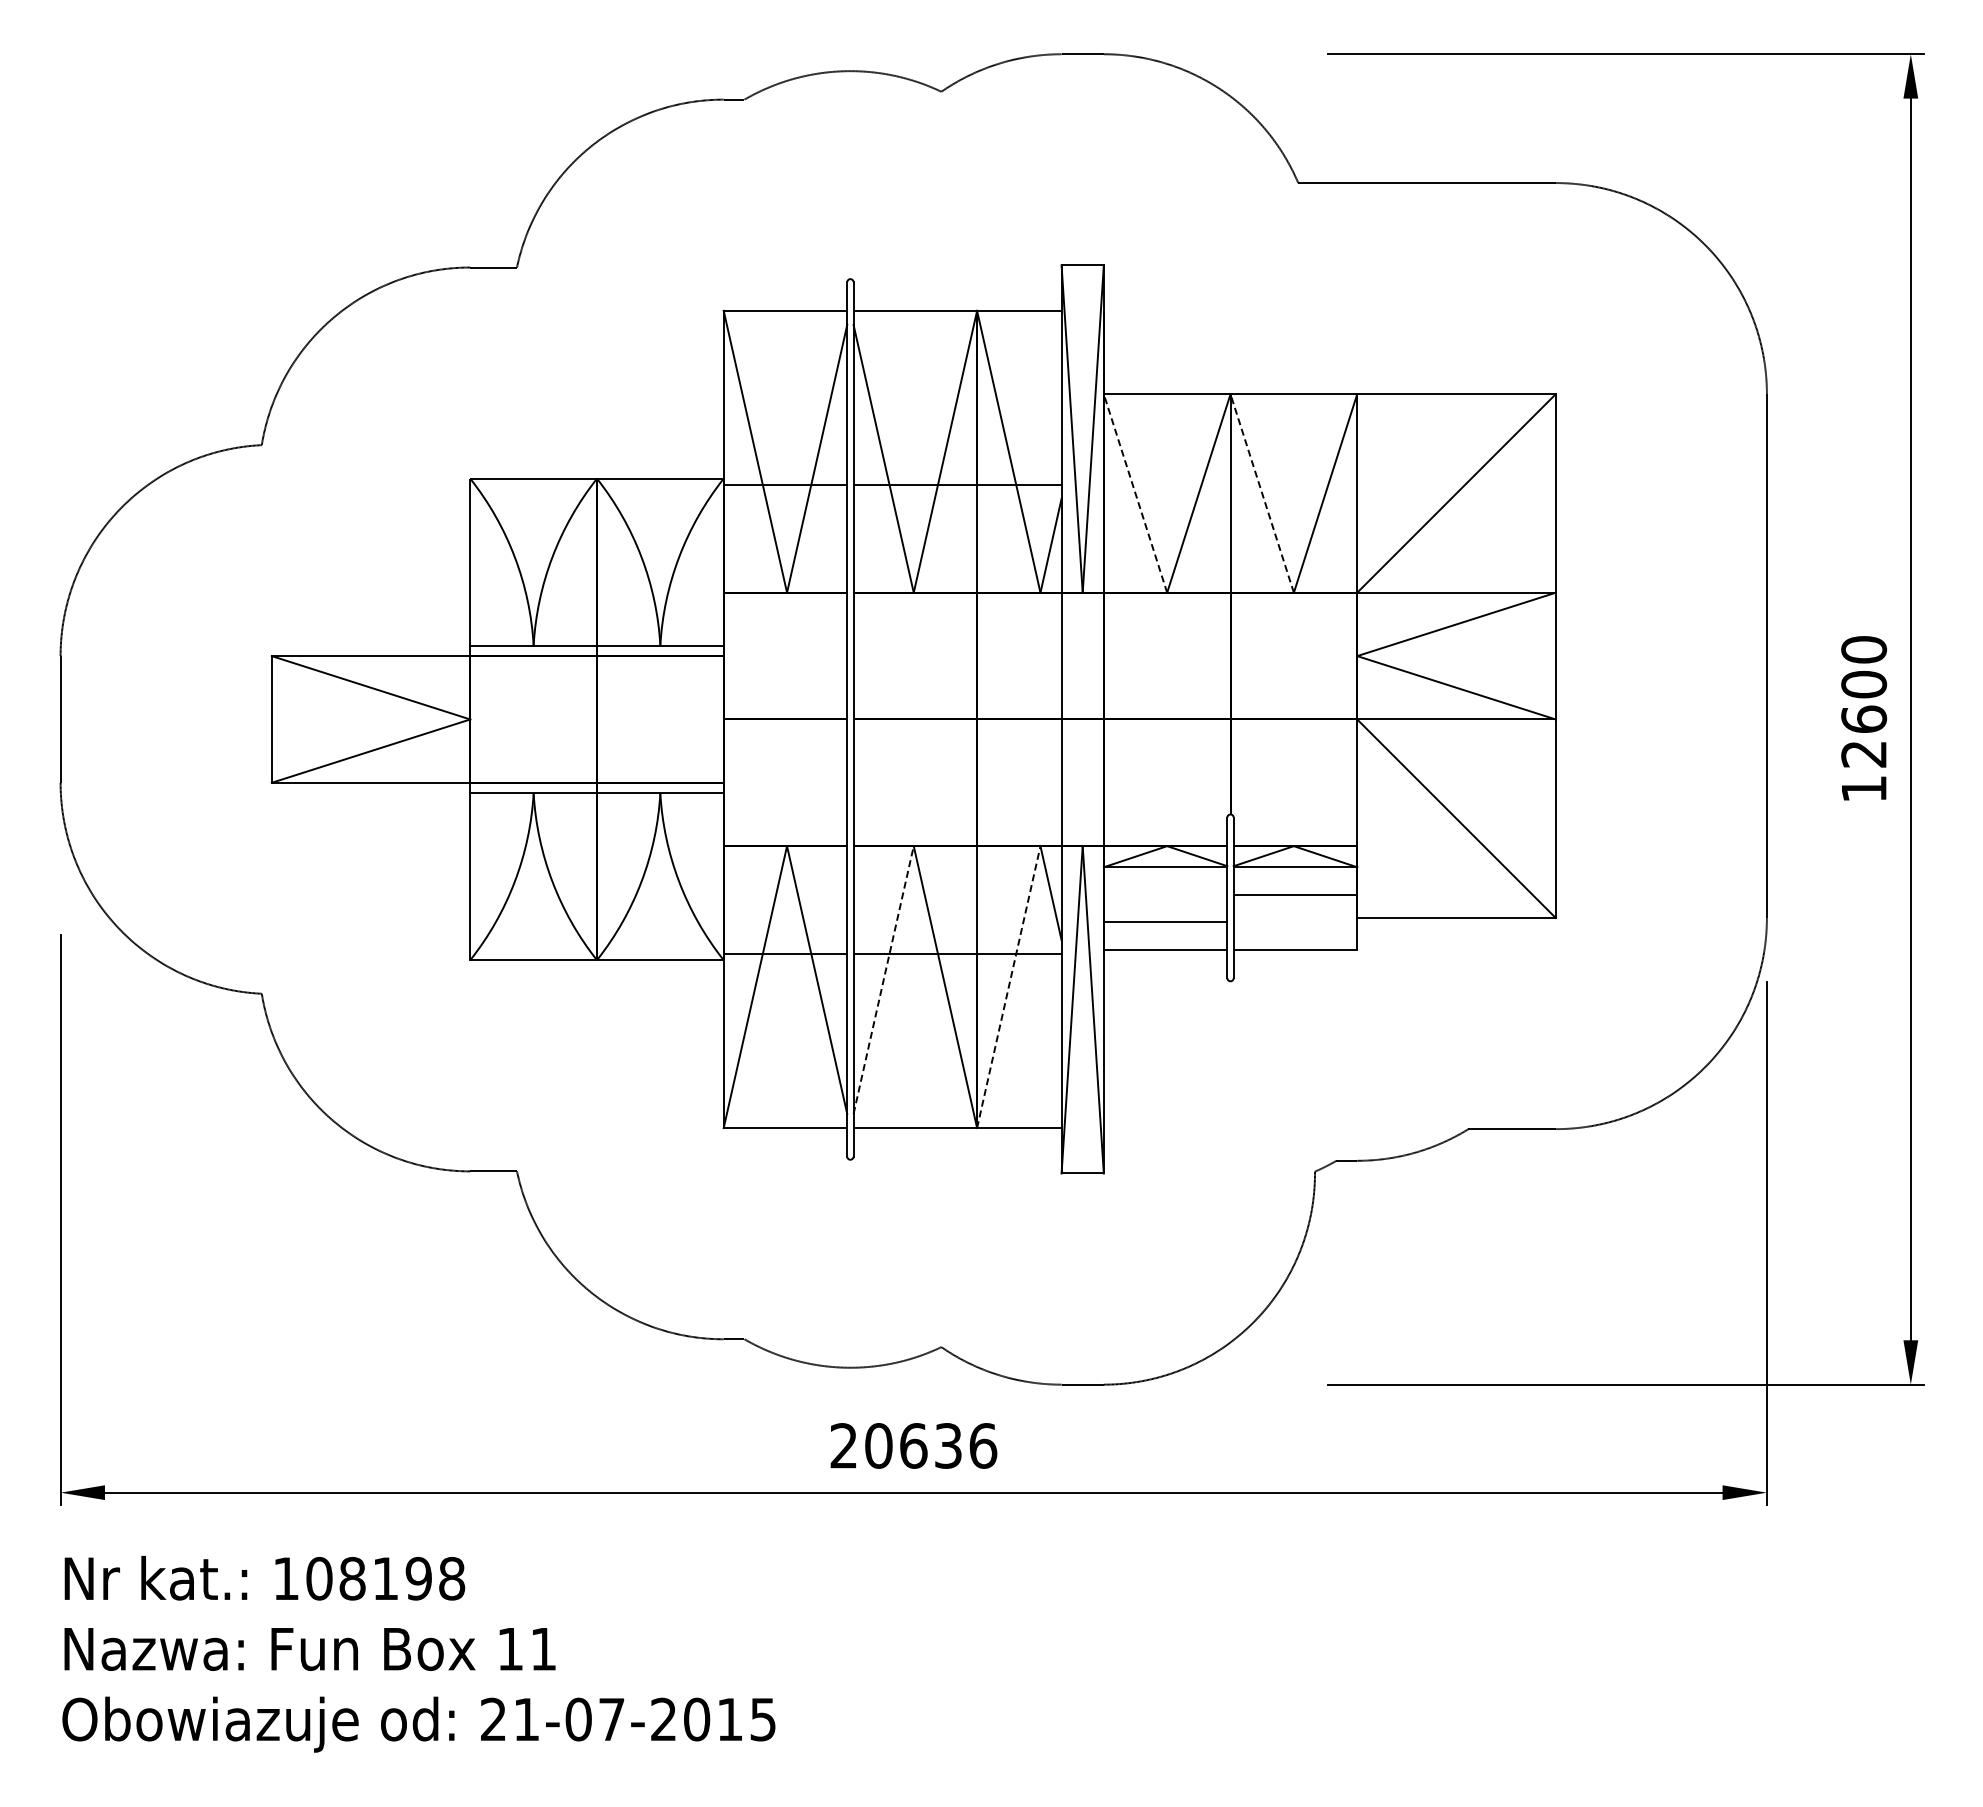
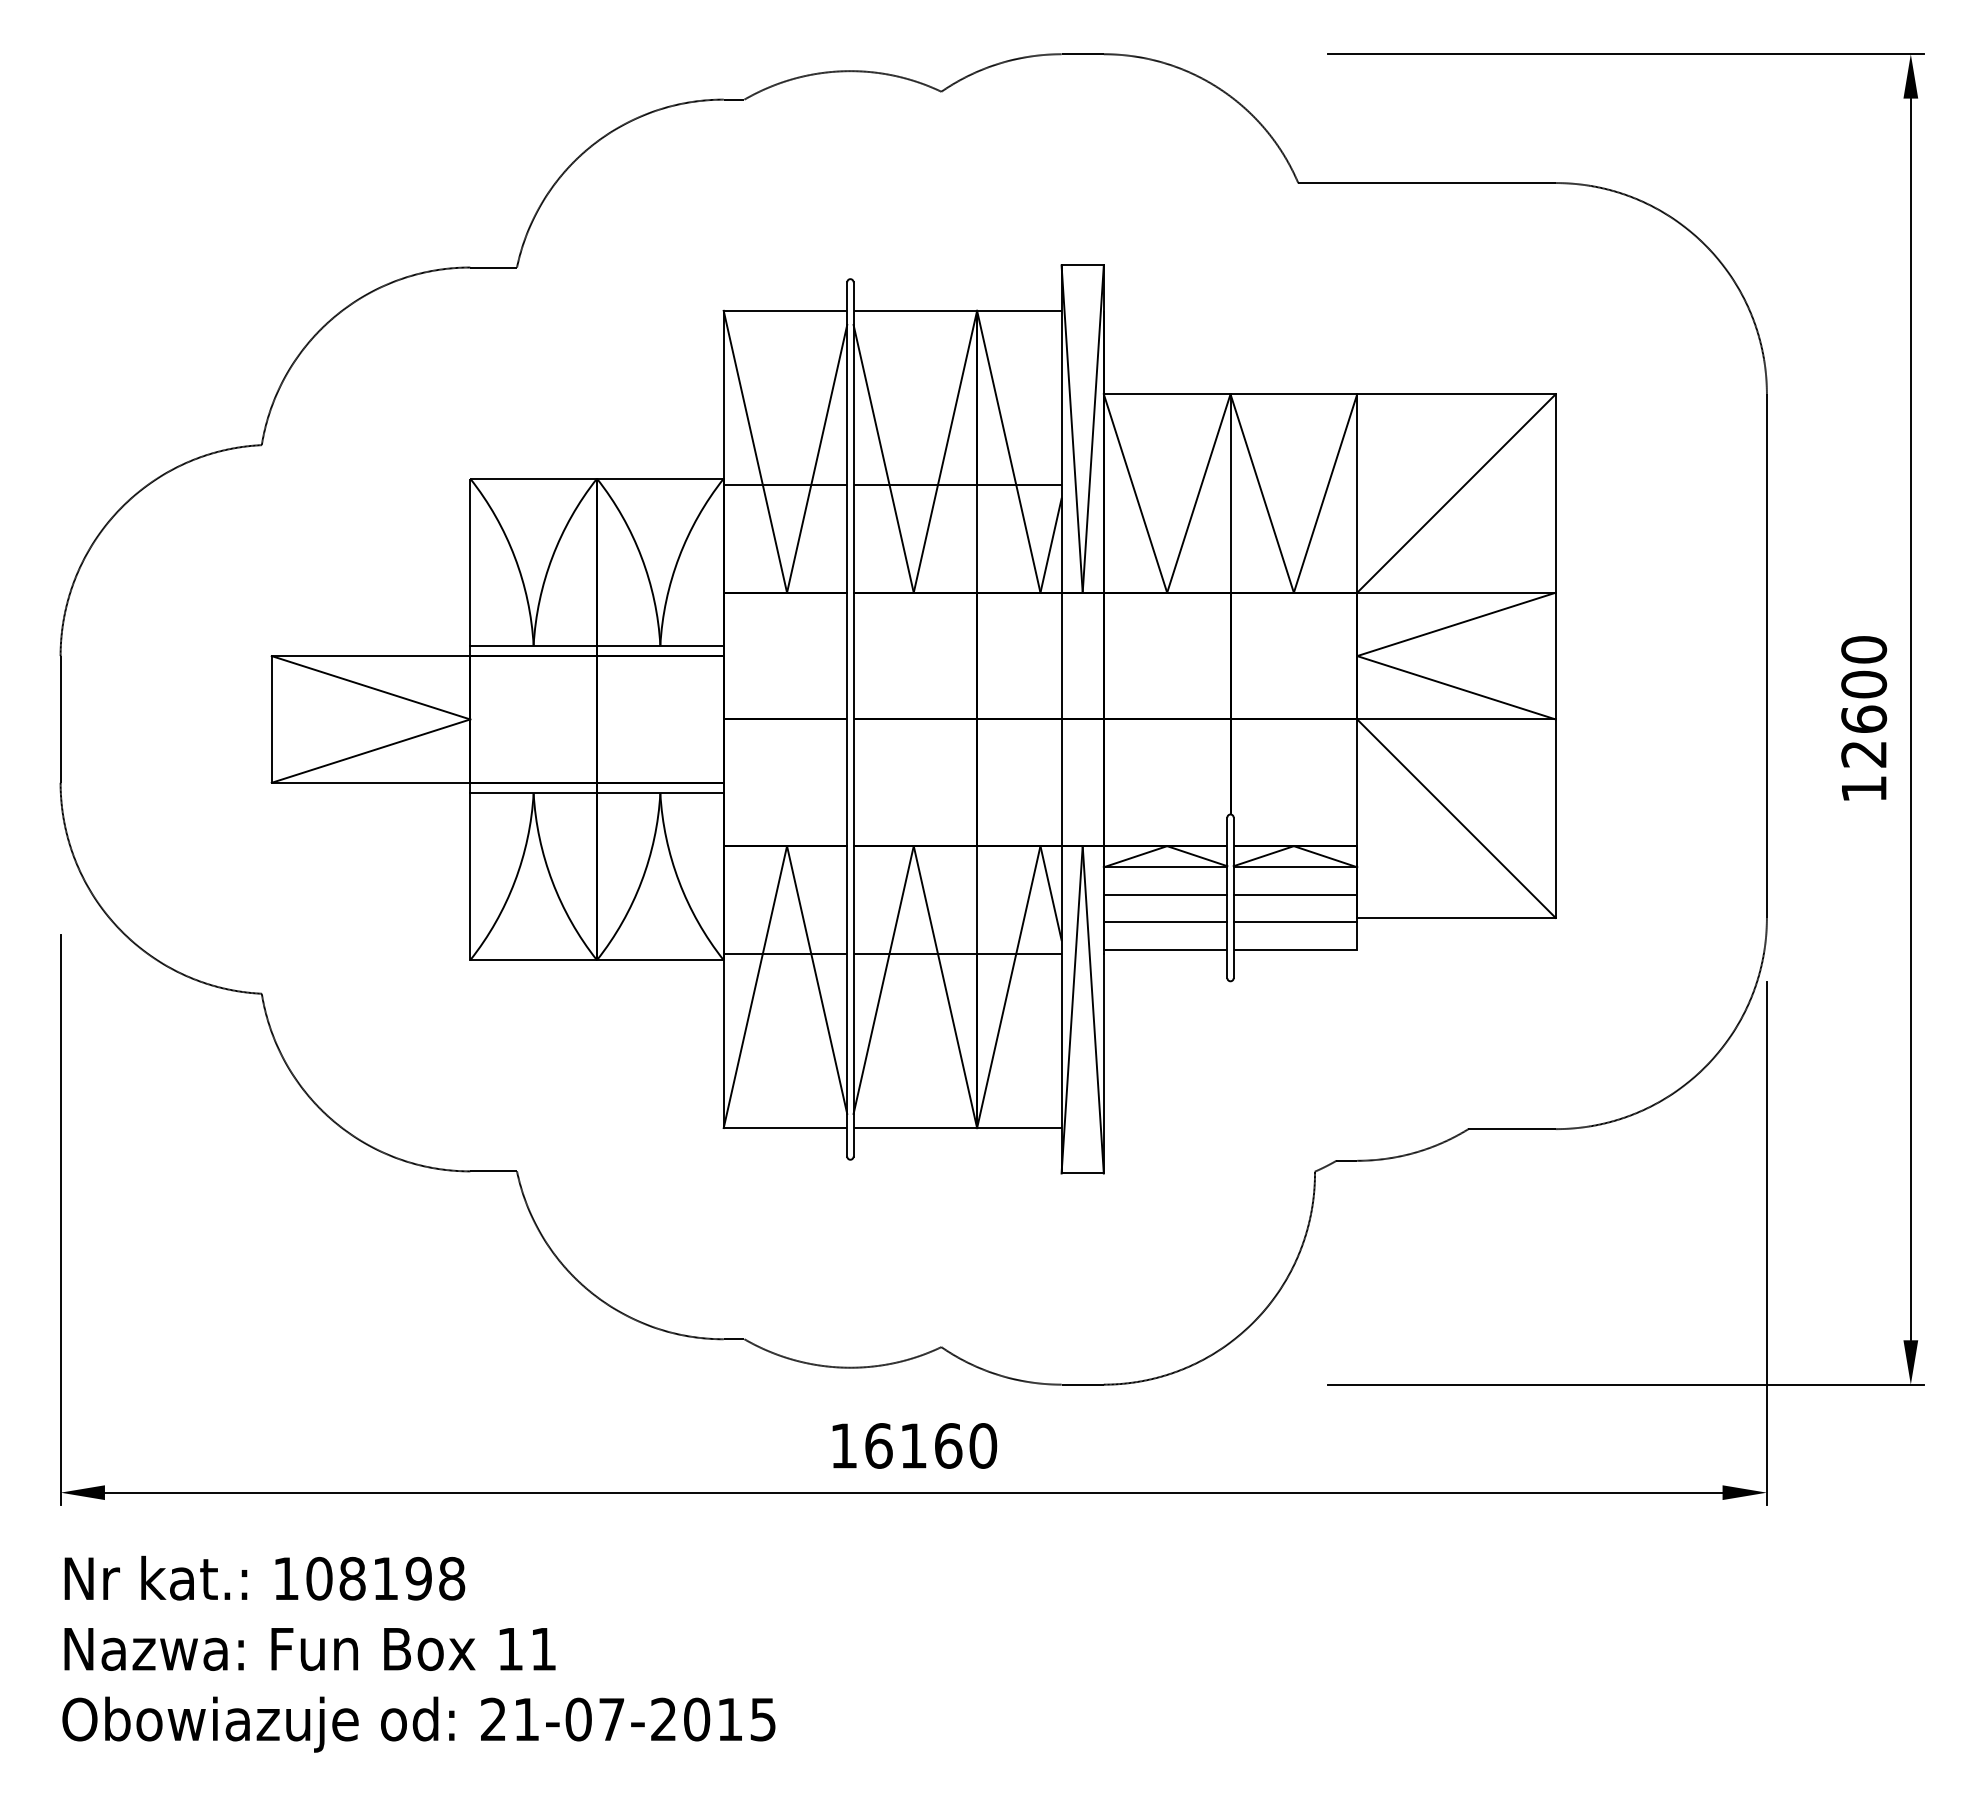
line: dashed -> solid (1135, 493)
line: dashed -> solid (1262, 493)
line: none -> present (1165, 894)
line: none -> present (1295, 922)
line: dashed -> solid (883, 979)
line: dashed -> solid (1008, 986)
text: 20636 -> 16160 (913, 1445)
